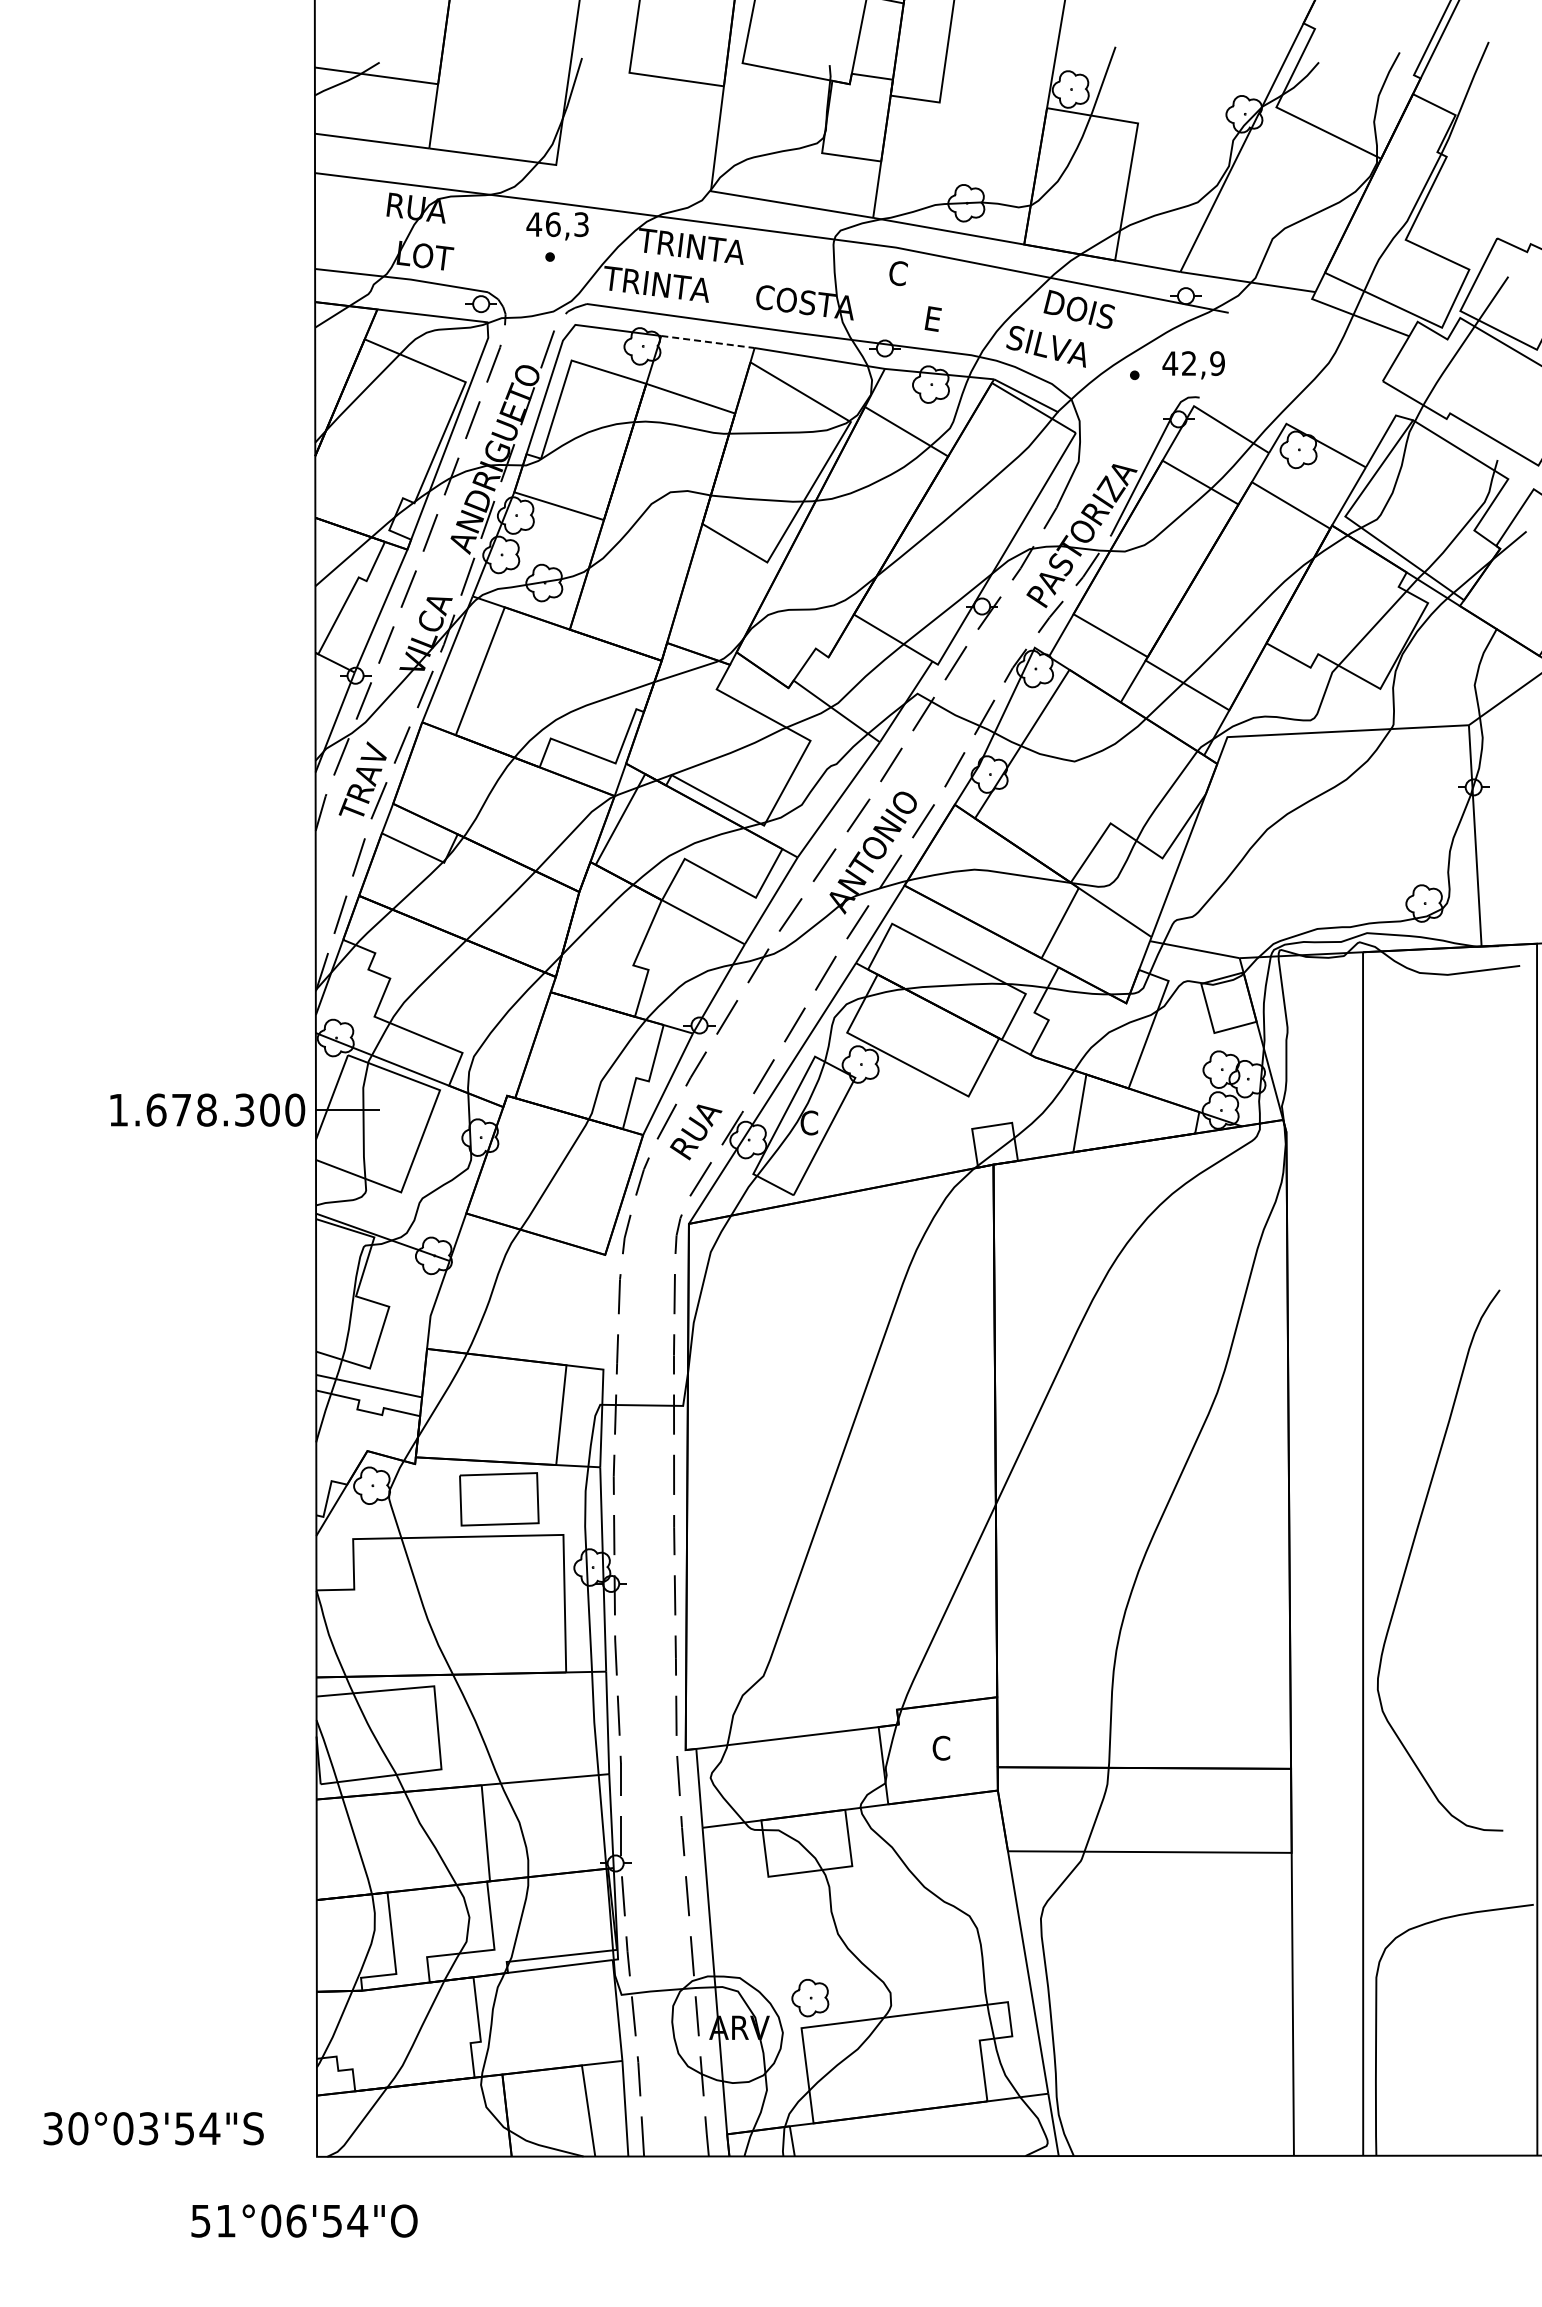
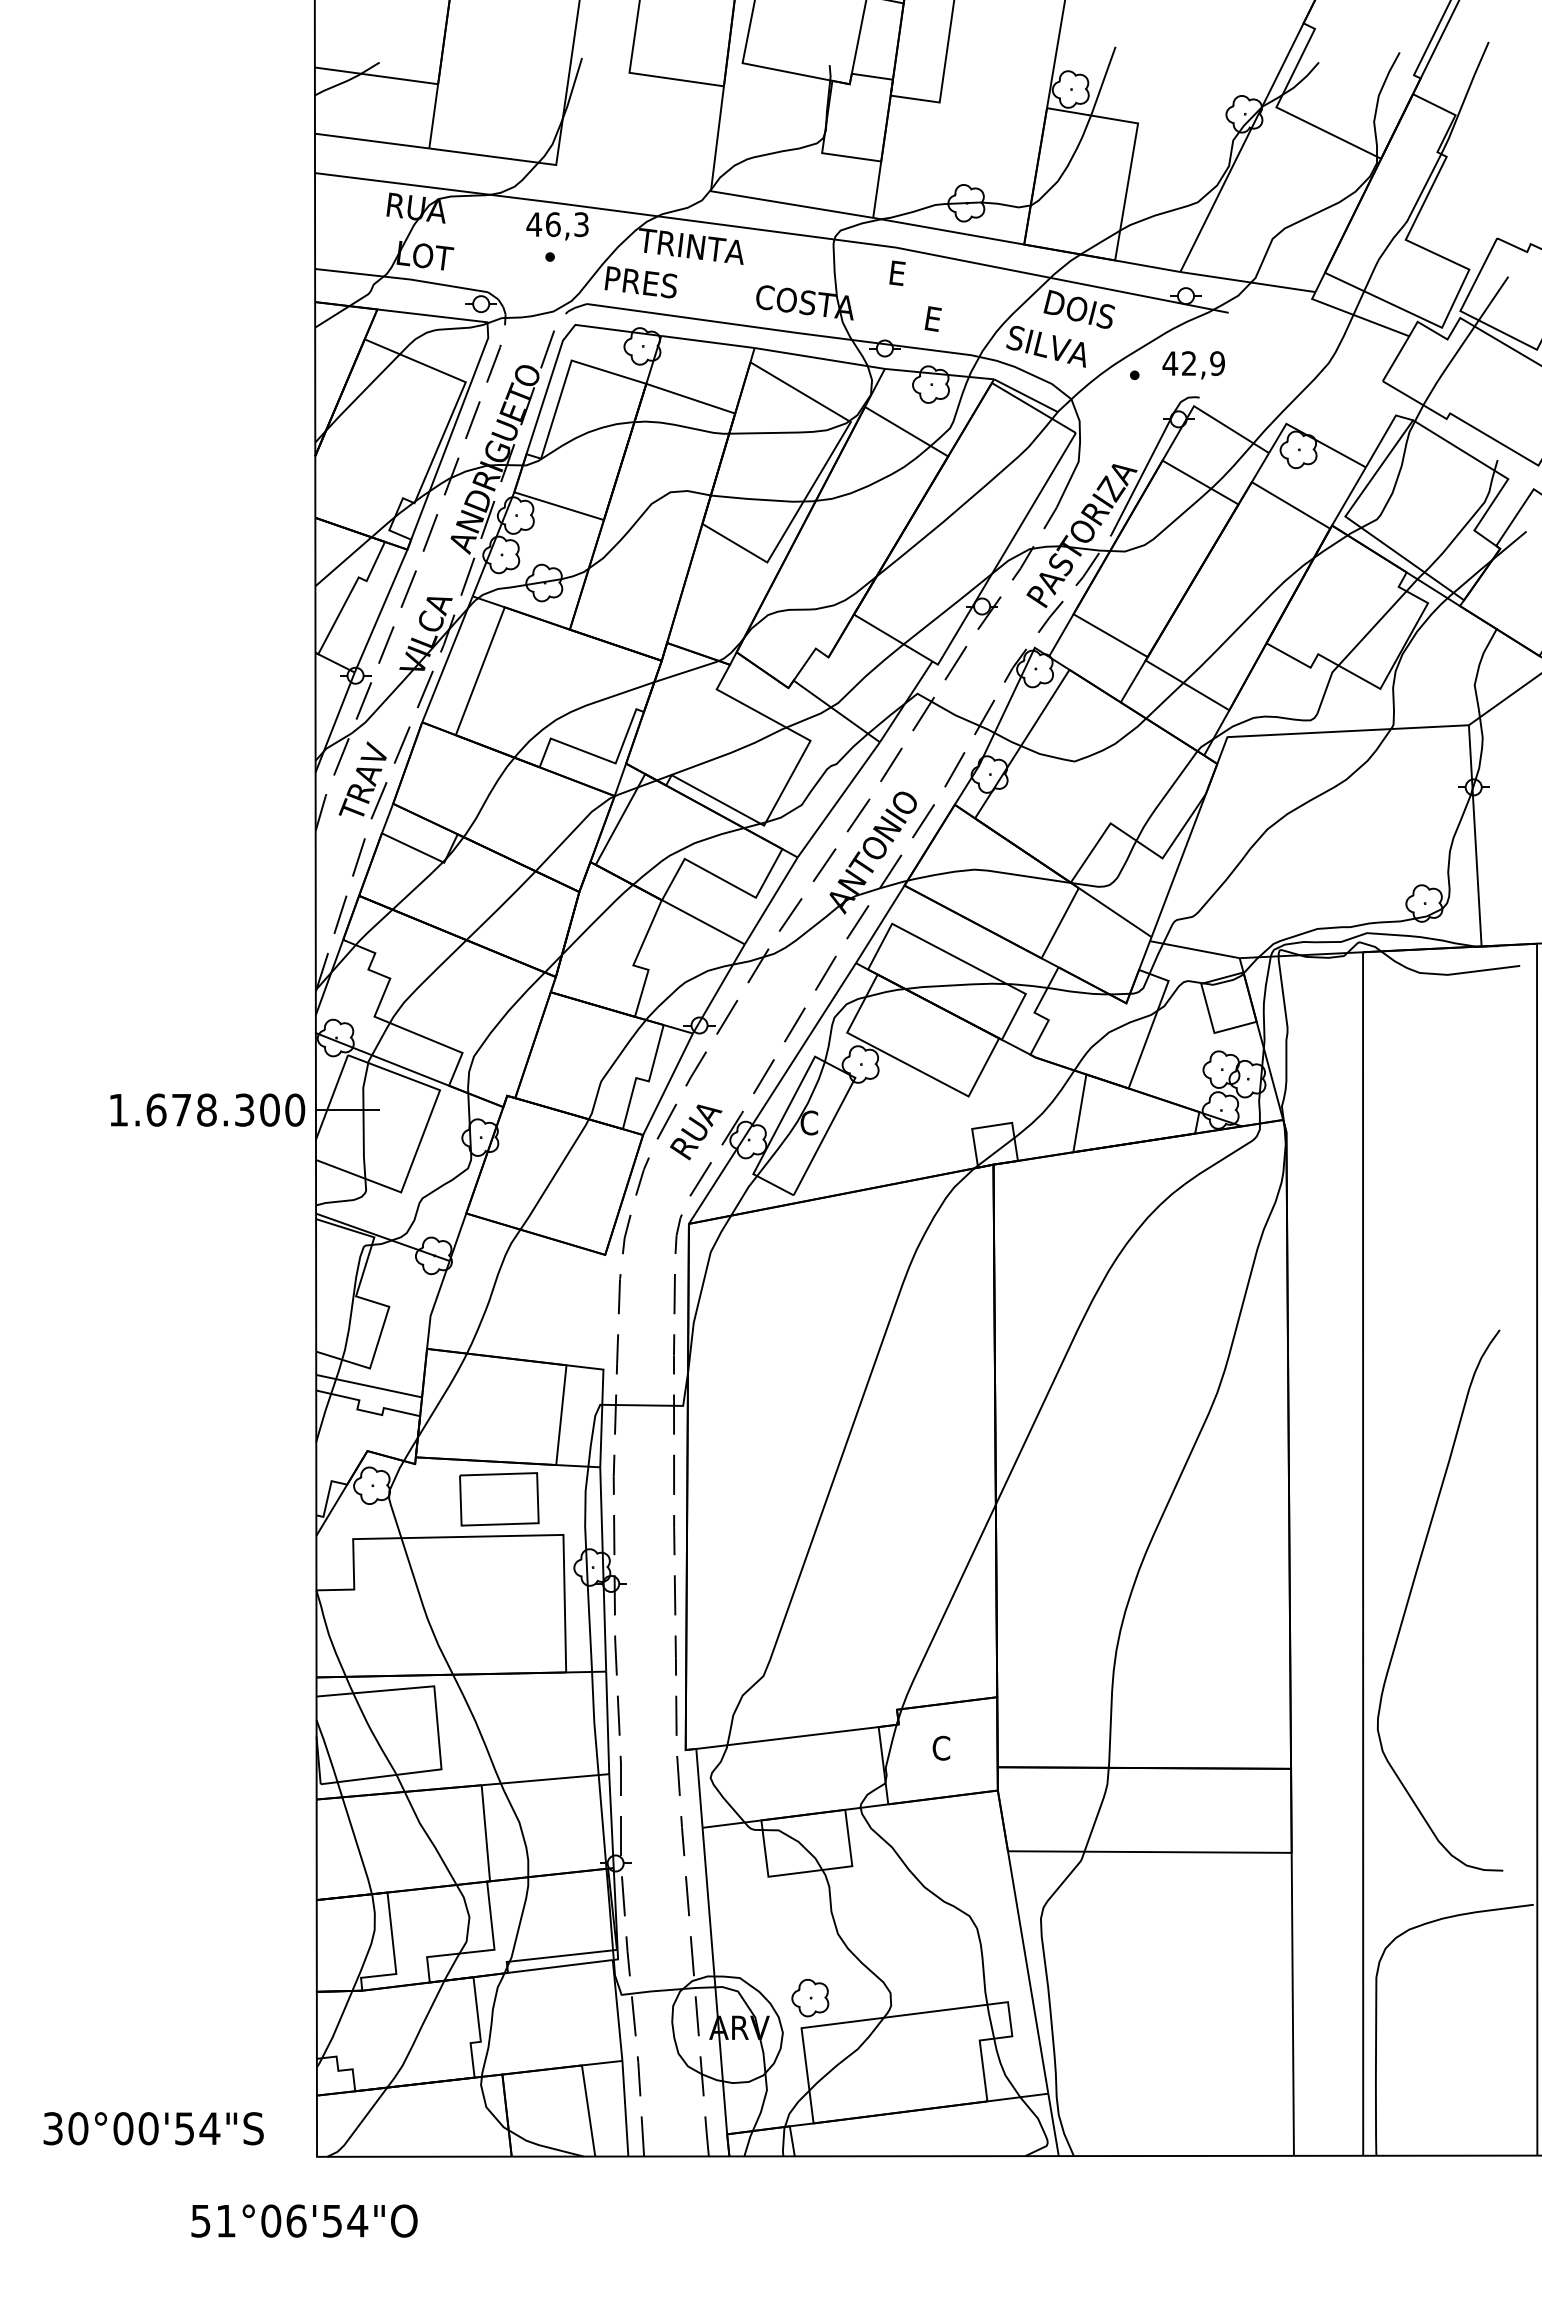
text: C -> E (898, 273)
text: TRINTA -> PRES (656, 283)
line: dashed -> solid (708, 342)
curve position: (1411, 1553) -> (1411, 1593) (1411, 1593)
text: 30°03'54"S -> 30°00'54"S (148, 2128)
